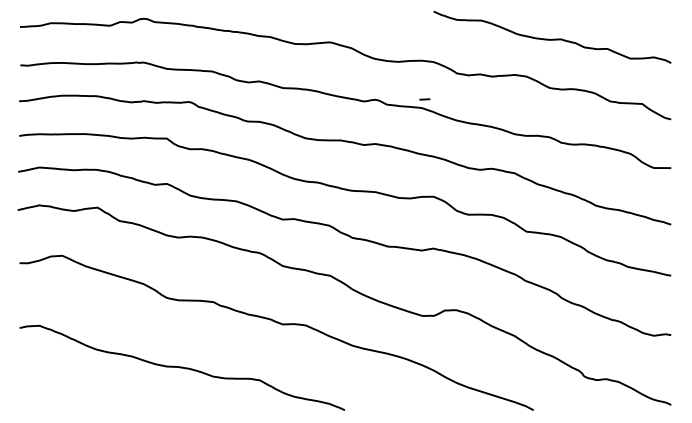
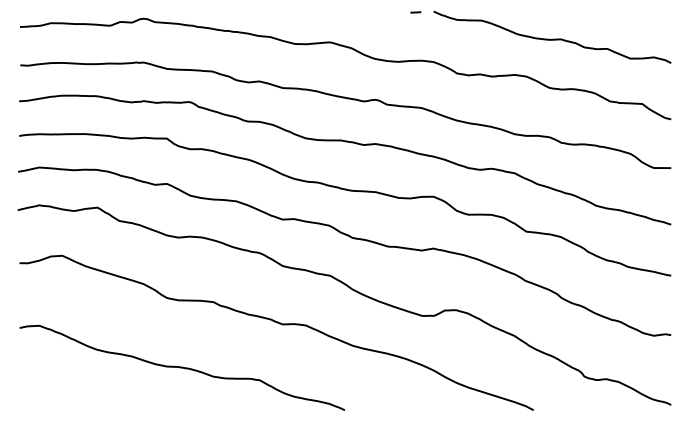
line position: (424, 99) -> (415, 12) (415, 12)
